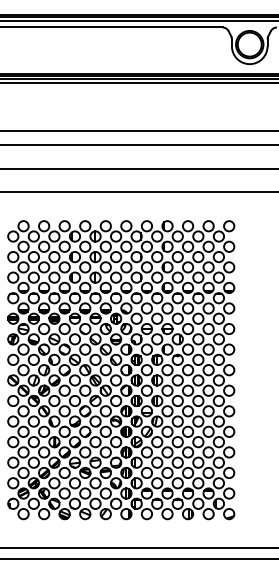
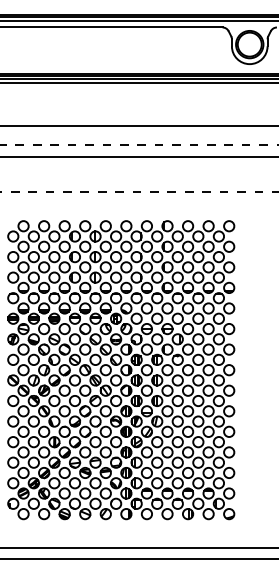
line position: (138, 130) -> (138, 125) (138, 125)
line: solid -> dashed (139, 145)
line position: (138, 168) -> (138, 156) (138, 156)
line: solid -> dashed (139, 191)
